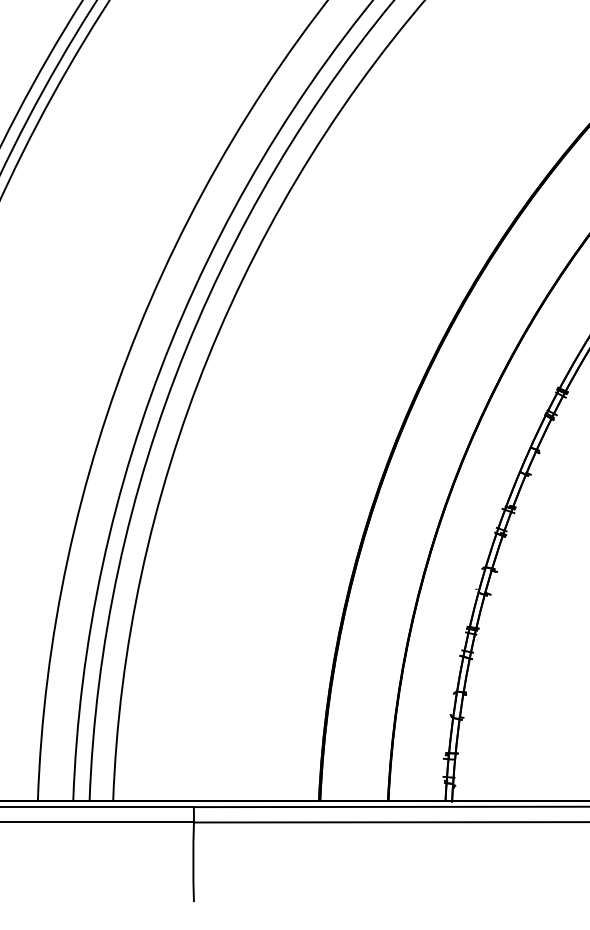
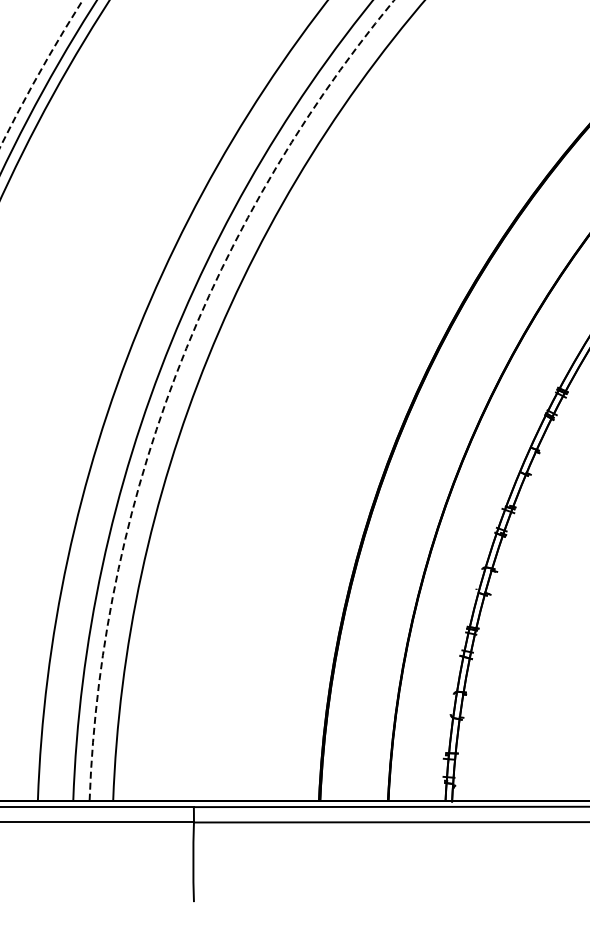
arc: solid -> dashed (39, 73)
arc: solid -> dashed (175, 375)
